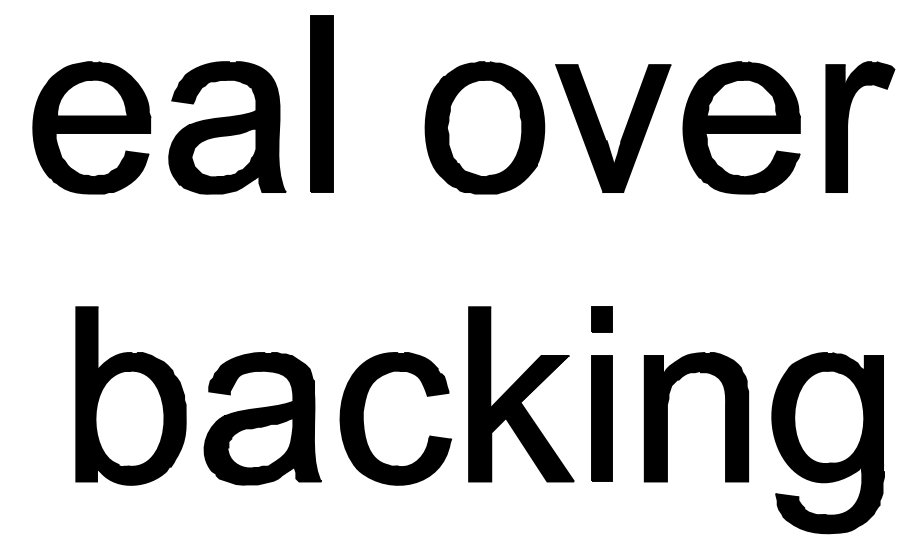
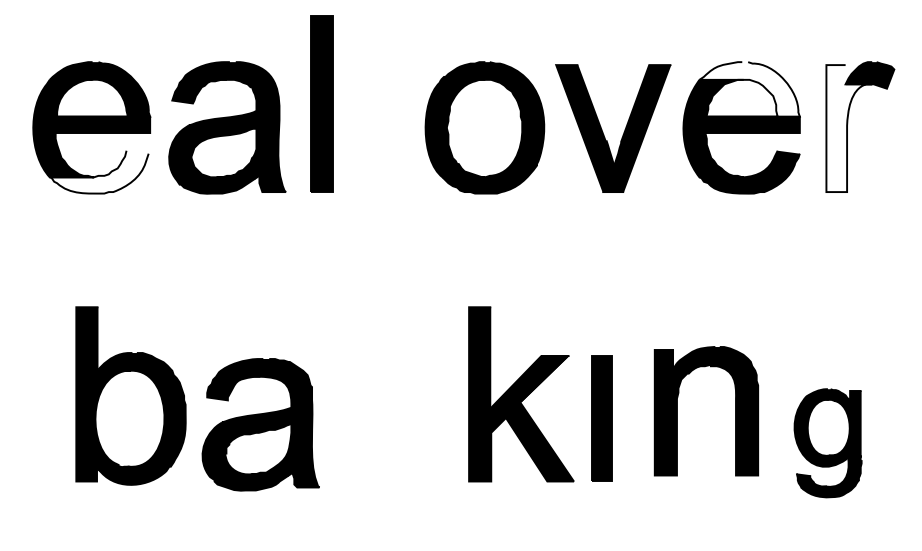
fill: present -> none (749, 89)
fill: present -> none (849, 128)
fill: present -> none (98, 171)
part: present -> none (601, 319)
part position: (667, 417) -> (677, 411) (677, 411)
part position: (262, 418) -> (260, 424) (260, 424)
part: present -> none (364, 425)
part size: 114x183 px -> 70x111 px (827, 443)
